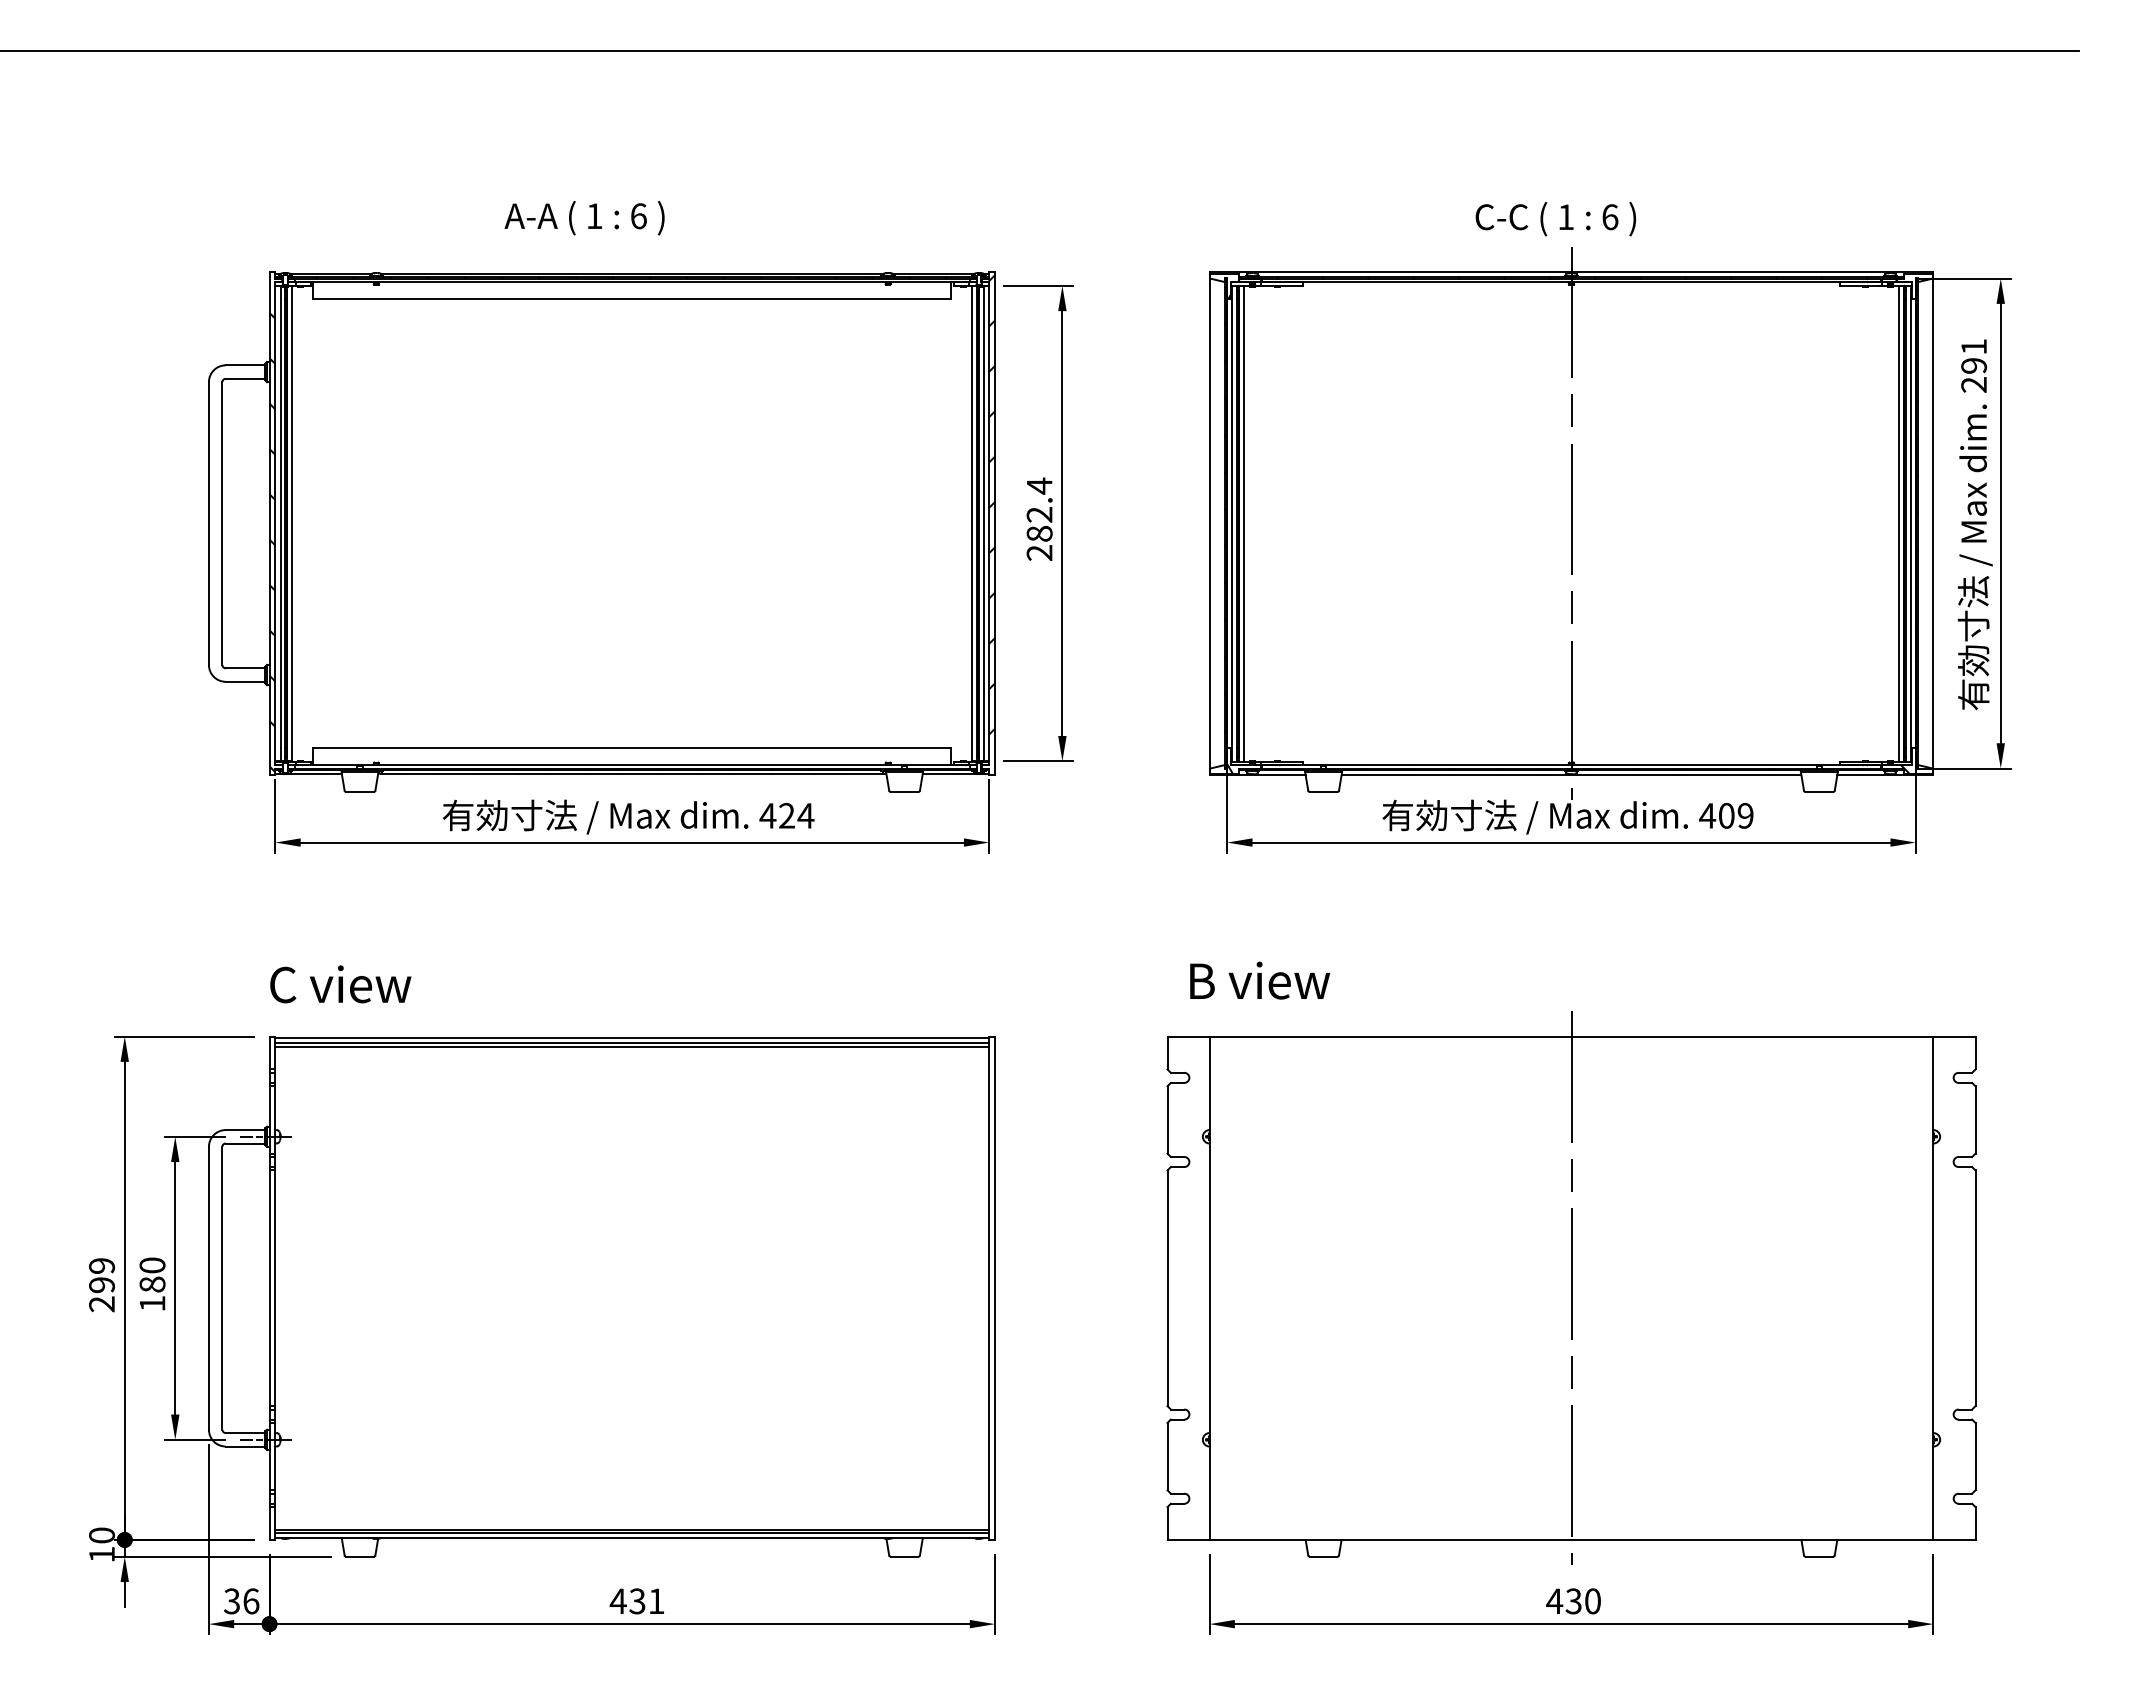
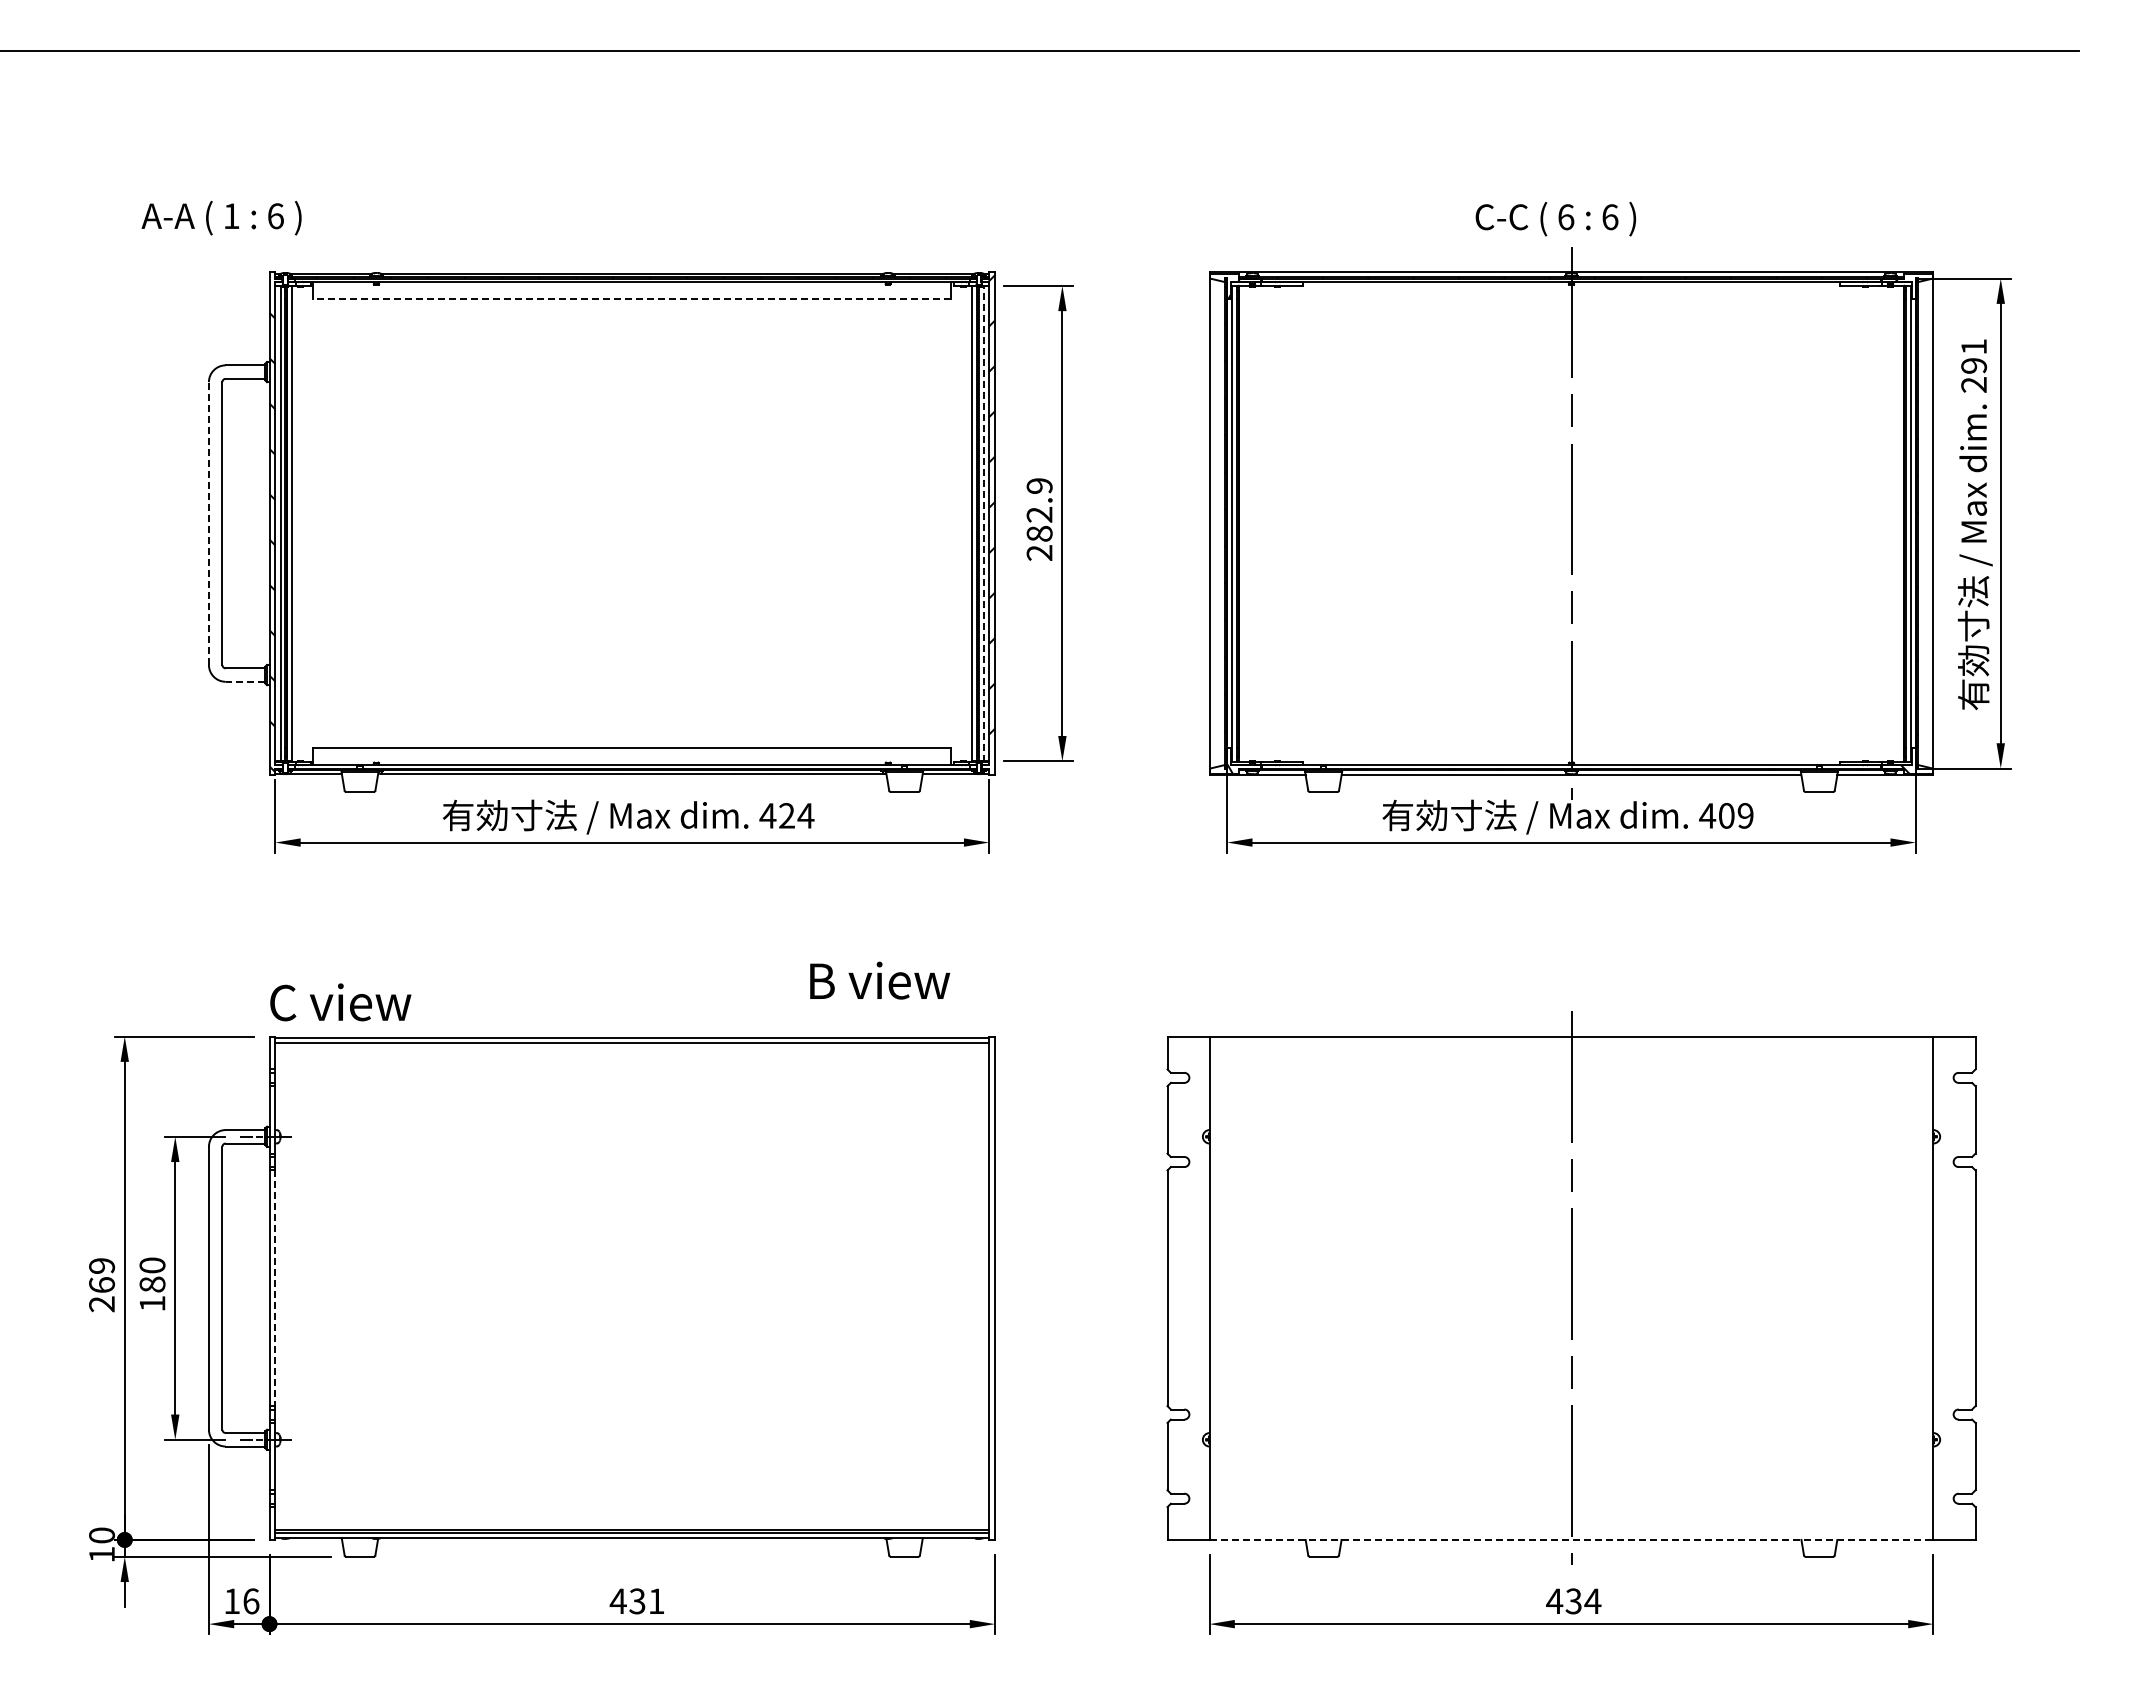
text: 1 -> 6 (1566, 217)
text position: (584, 218) -> (221, 218) (221, 218)
line: solid -> dashed (632, 298)
text: 282.4 -> 282.9 (1039, 485)
line: solid -> dashed (208, 523)
line: solid -> dashed (984, 523)
line: present -> none (1244, 523)
line: present -> none (1898, 523)
line: solid -> dashed (245, 681)
text position: (1260, 980) -> (880, 980) (880, 980)
text position: (340, 984) -> (340, 1002) (340, 1002)
line: present -> none (632, 1046)
text: 299 -> 269 (102, 1285)
line: solid -> dashed (275, 1288)
line: solid -> dashed (1571, 1539)
text: 36 -> 16 (231, 1601)
text: 430 -> 434 (1592, 1601)
